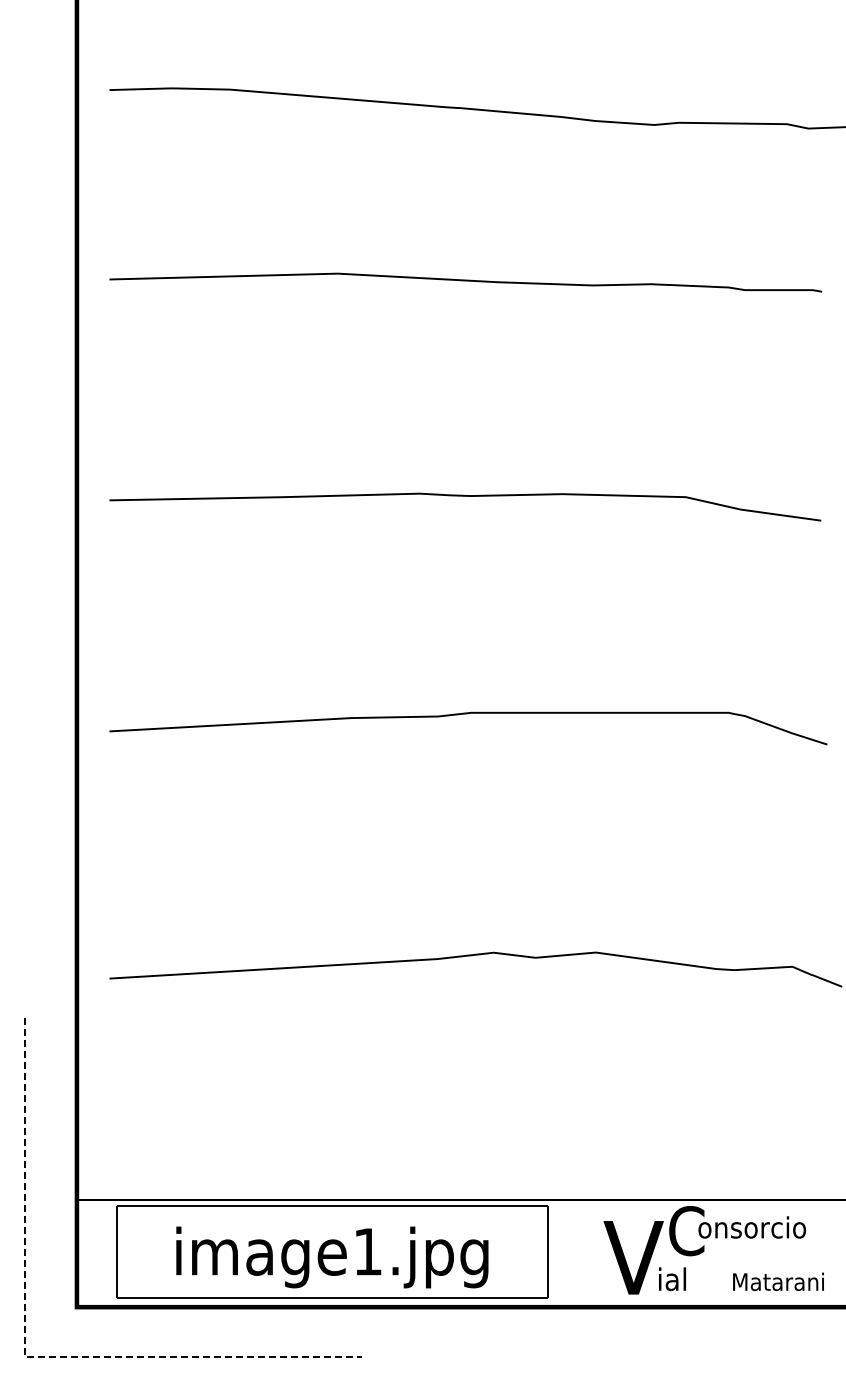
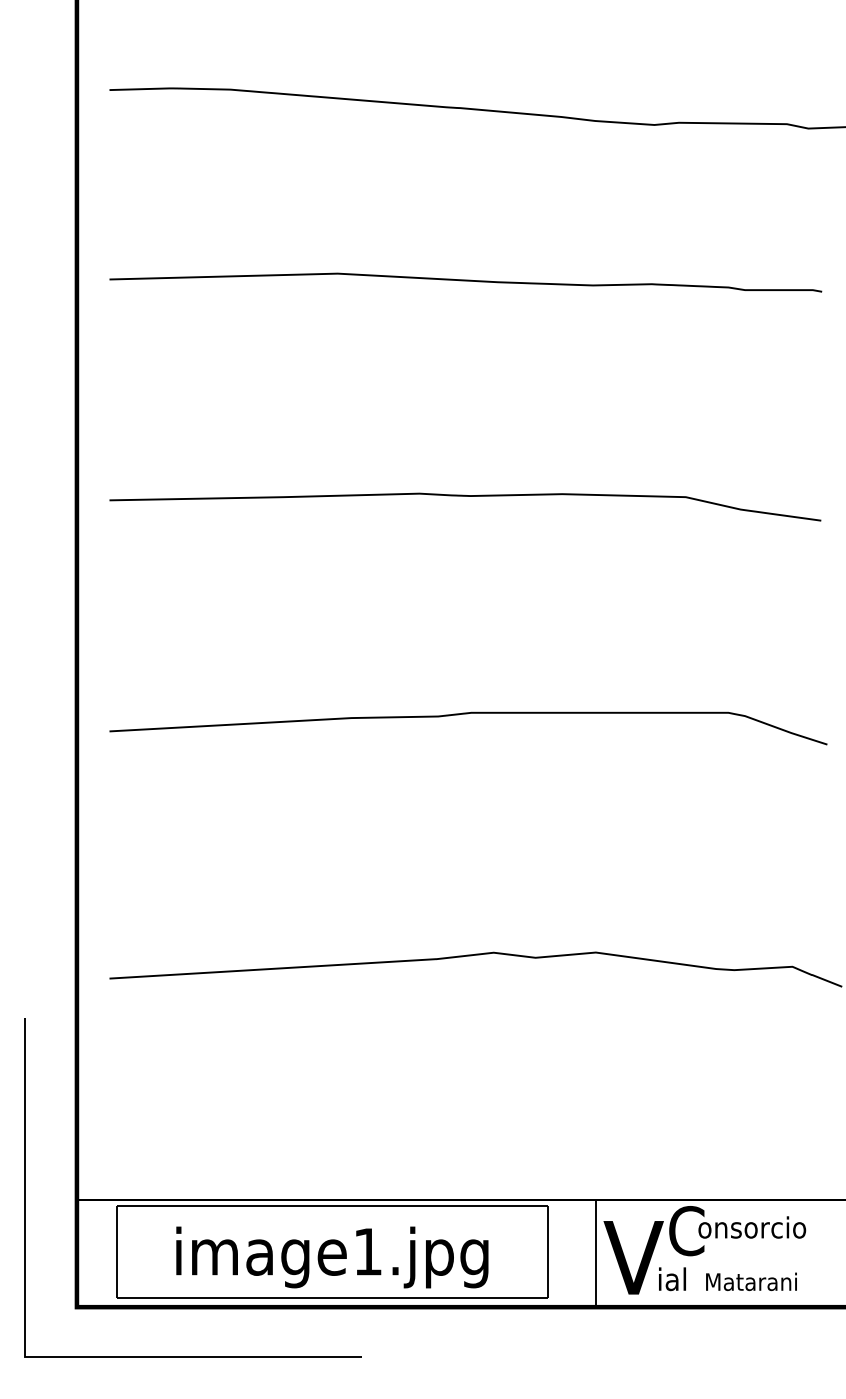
line: none -> present (595, 1253)
text position: (778, 1281) -> (751, 1281) (751, 1281)
line: dashed -> solid (25, 1356)
